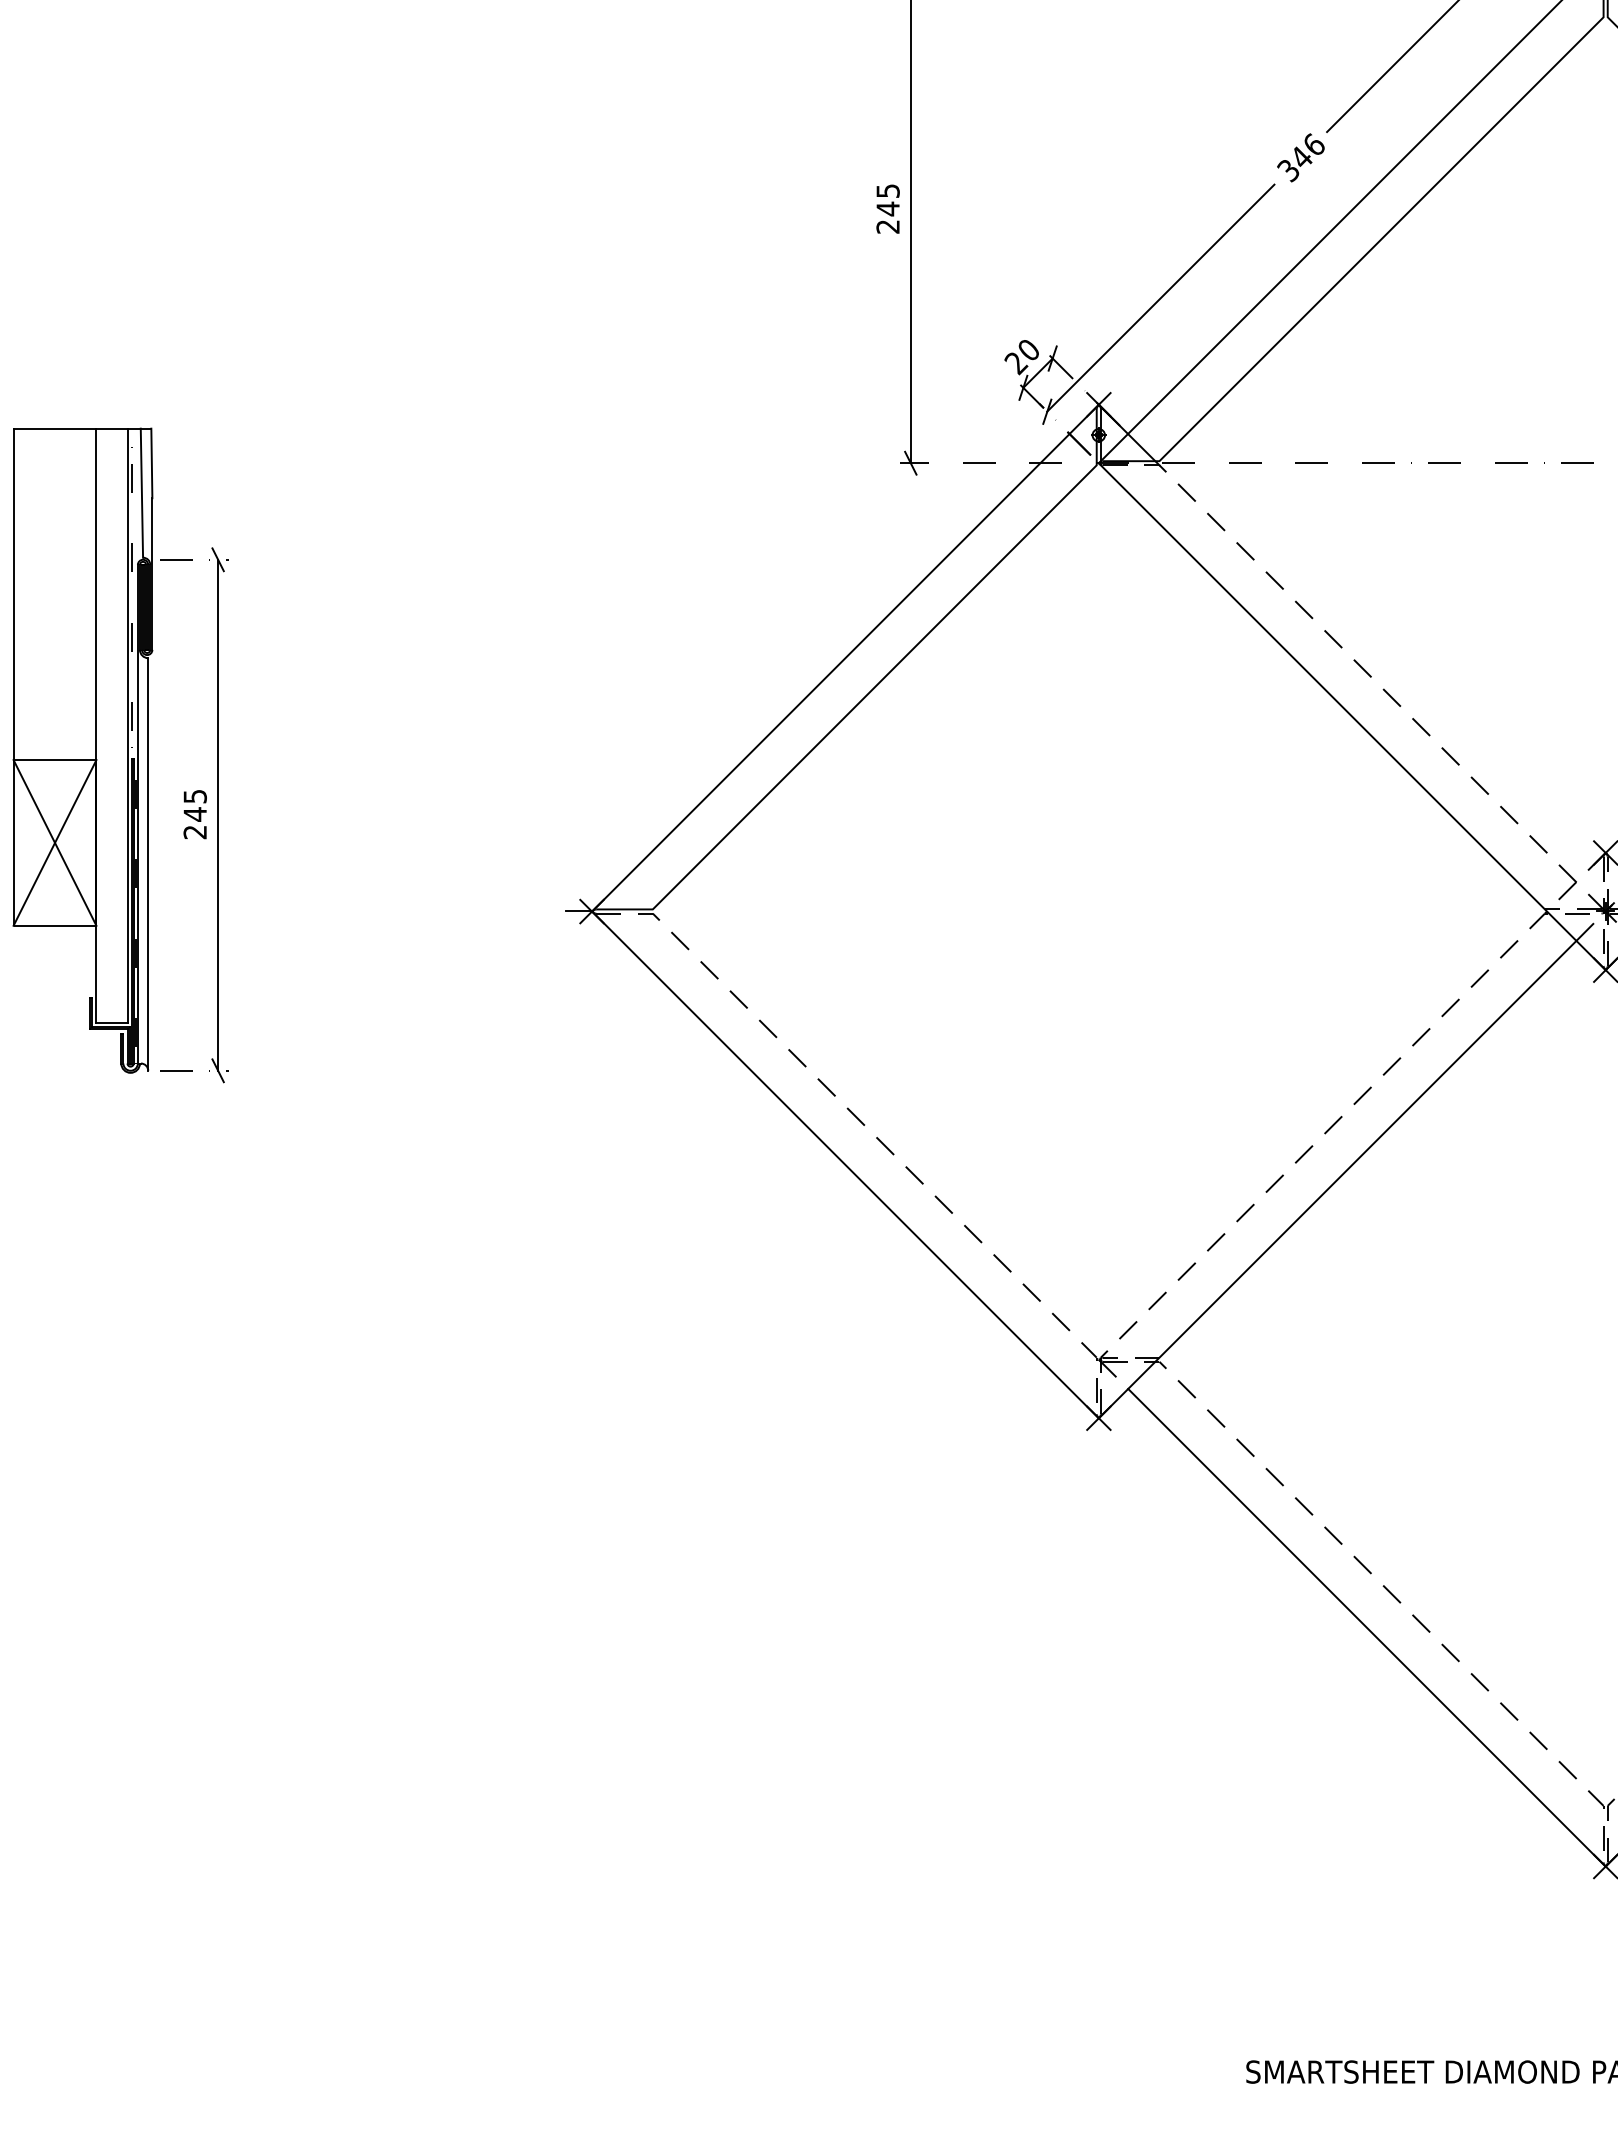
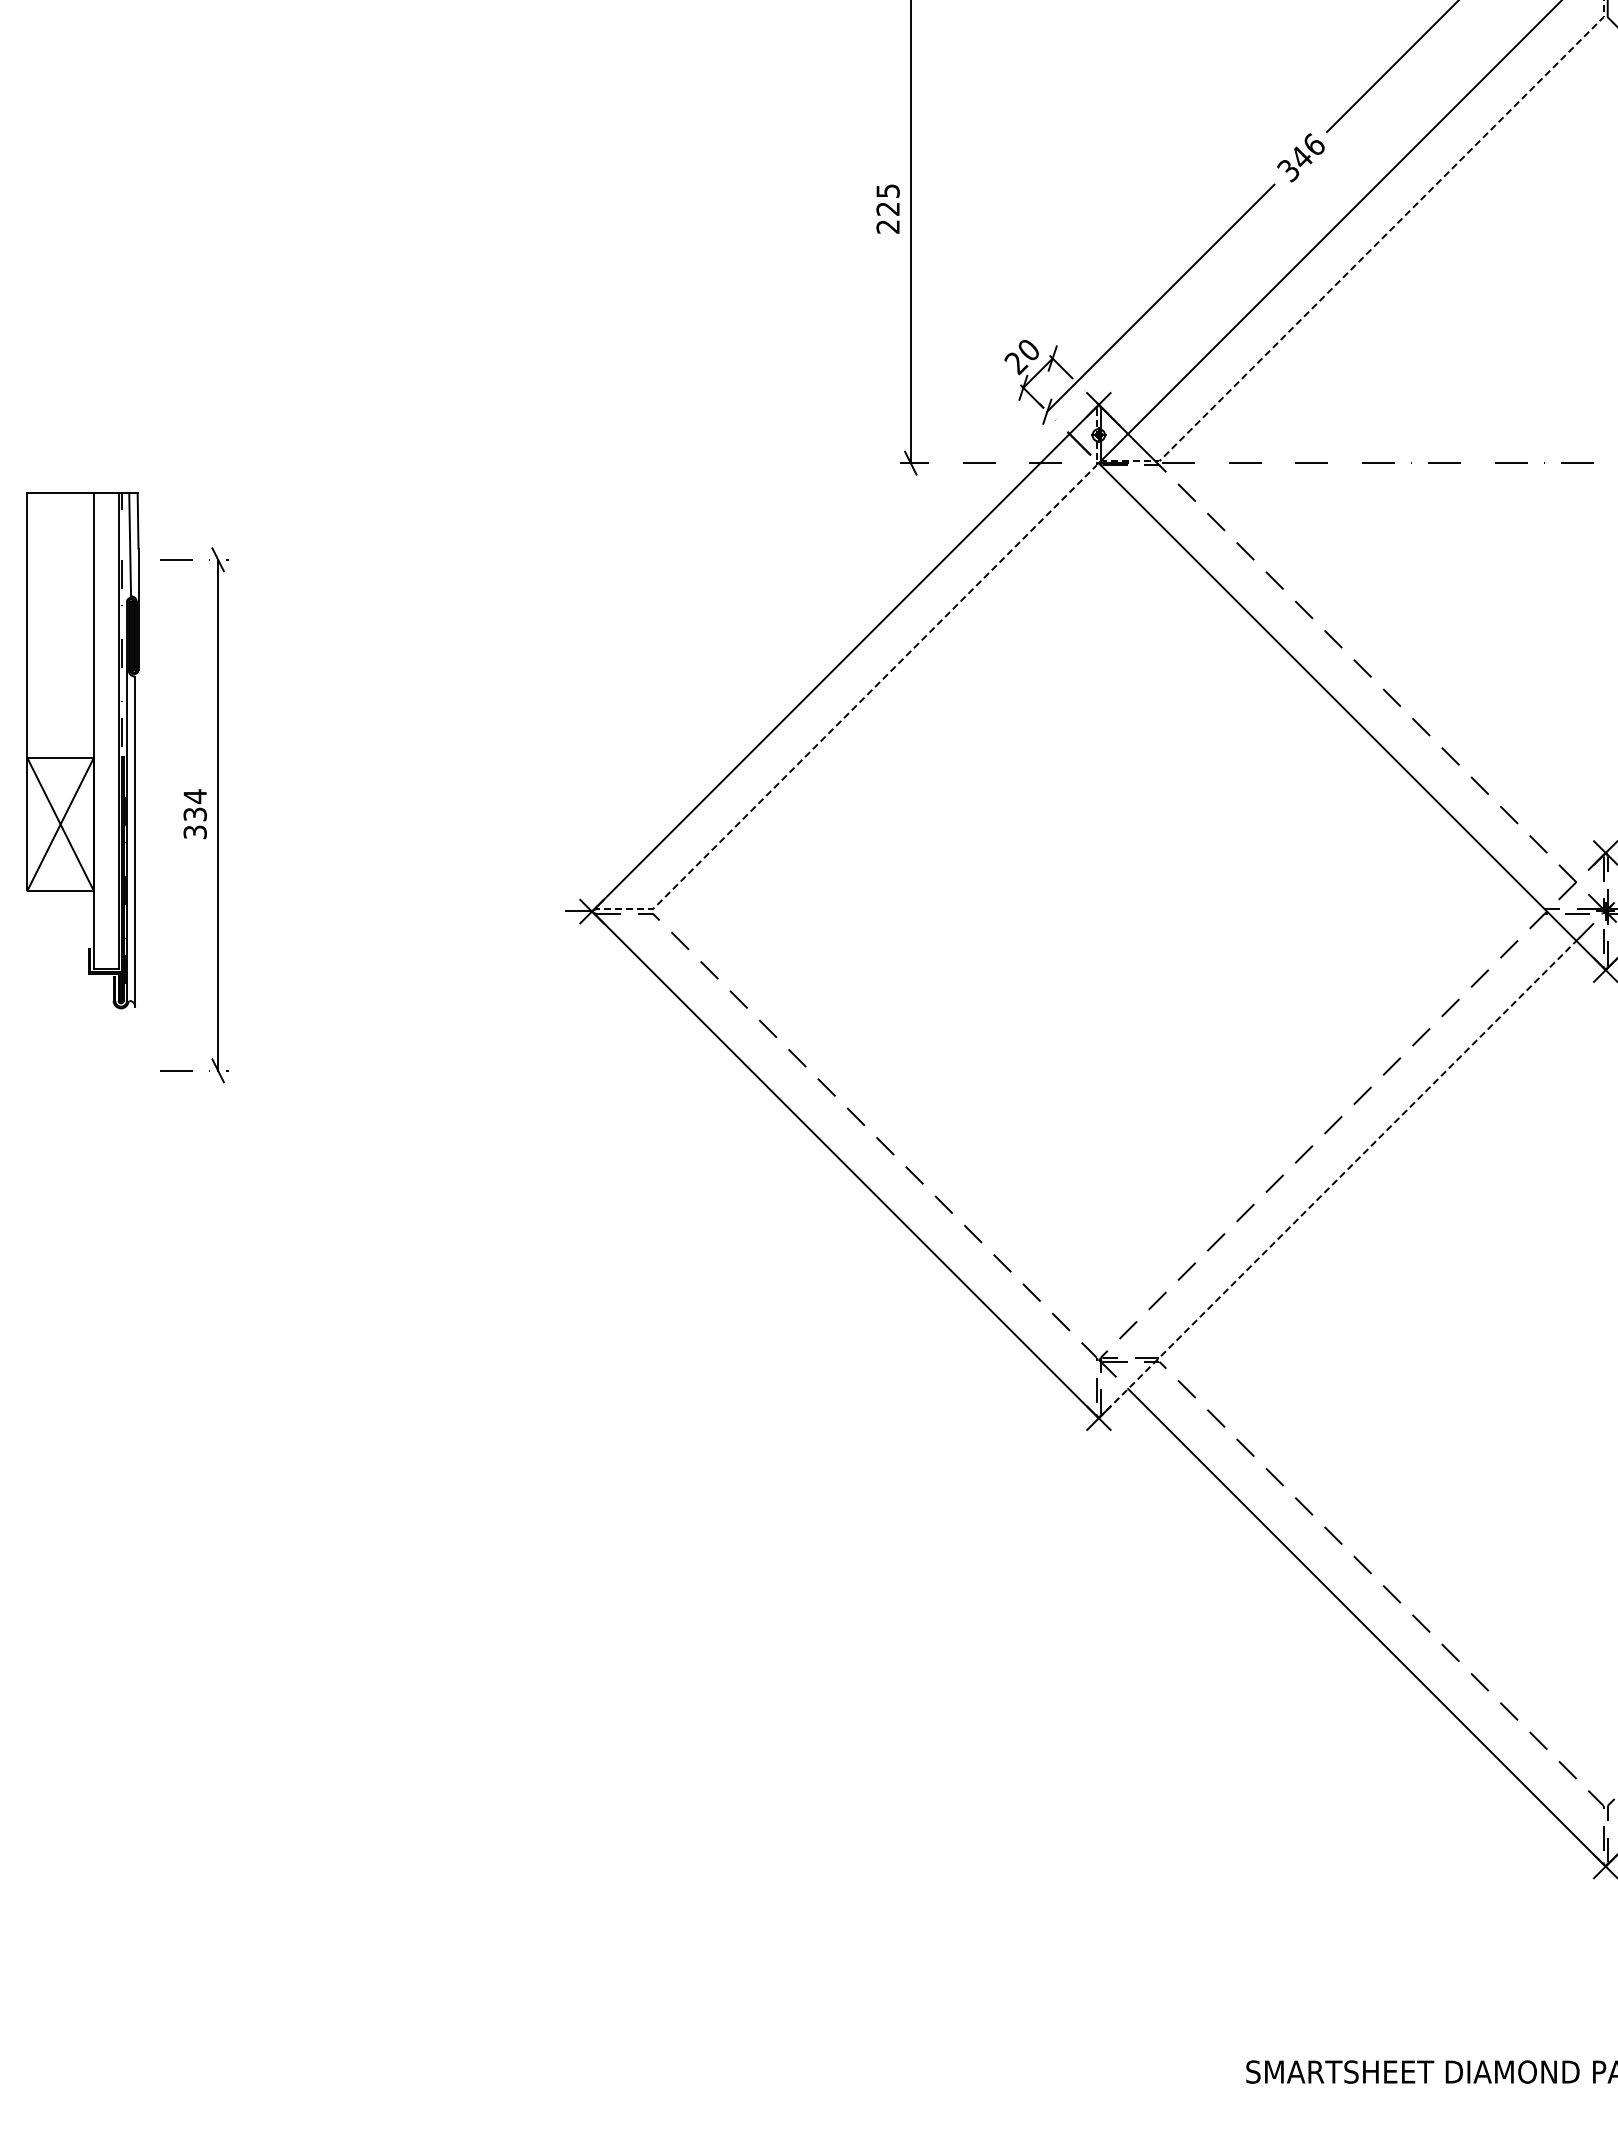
text: 245 -> 225 (887, 208)
line: solid -> dashed (1367, 253)
line: solid -> dashed (874, 687)
part size: 142x647 px -> 114x518 px (82, 750)
text: 245 -> 334 (194, 814)
line: solid -> dashed (1337, 1179)
